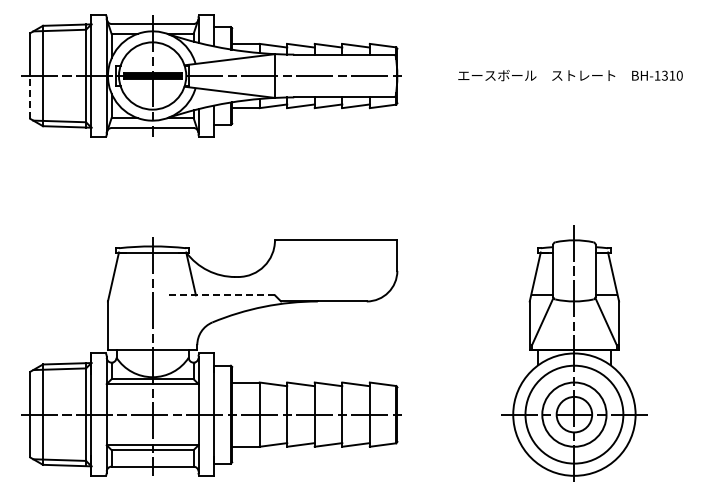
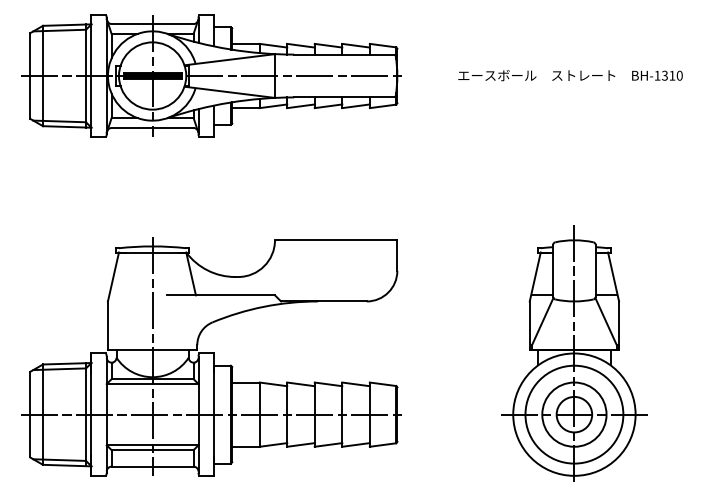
line: dashed -> solid (30, 96)
line: dashed -> solid (220, 295)
